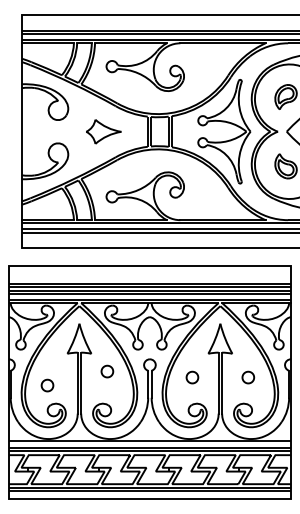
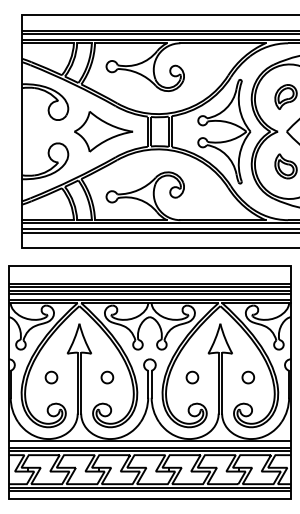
part size: 36x26 px -> 60x42 px (103, 131)
part position: (107, 371) -> (107, 377) (107, 377)
part position: (47, 385) -> (51, 377) (51, 377)
